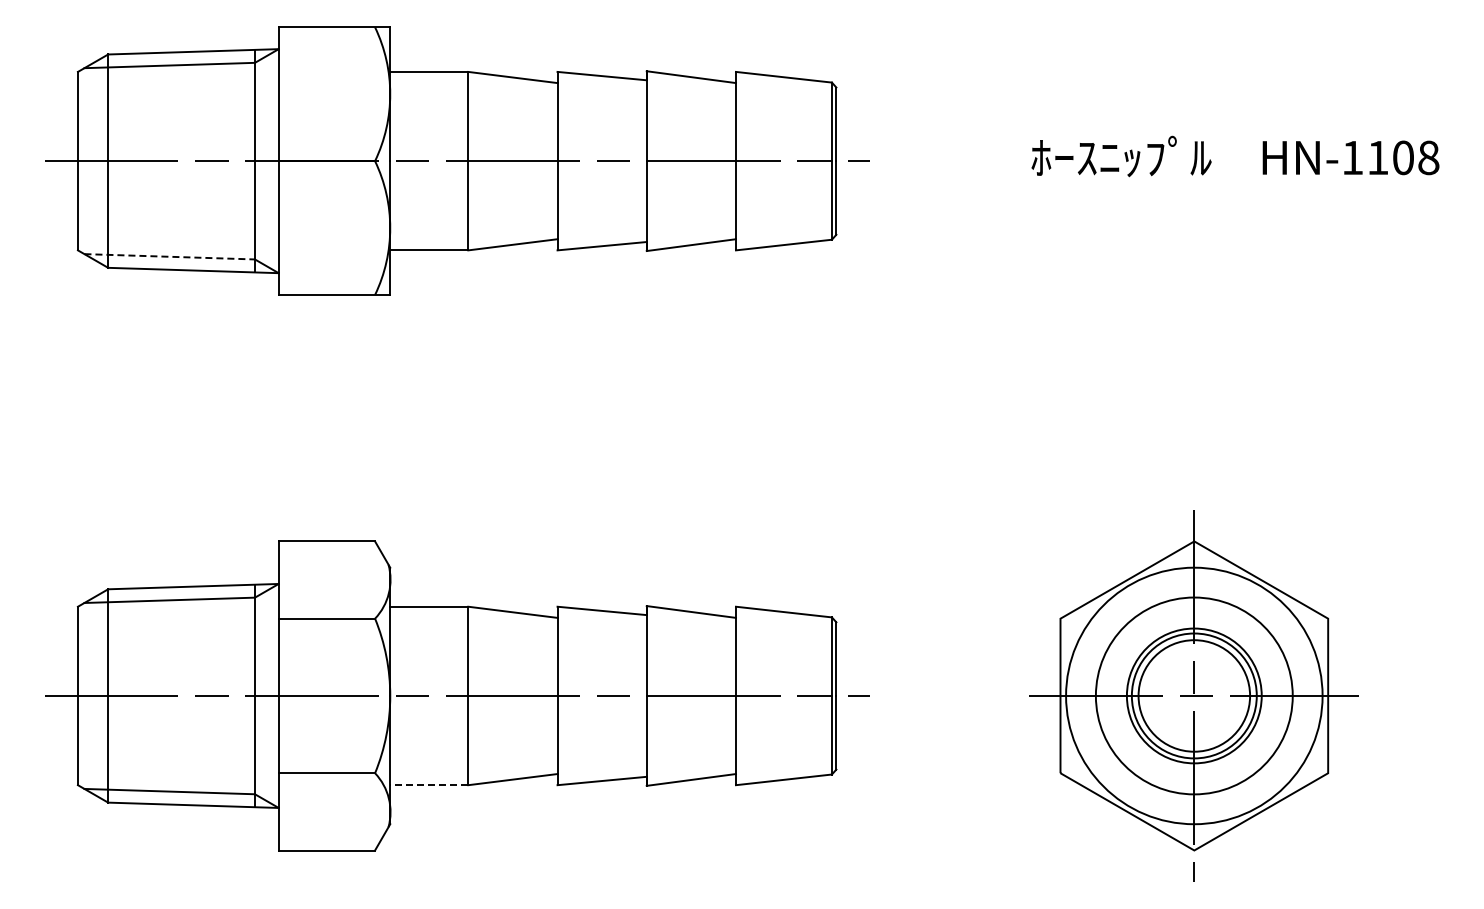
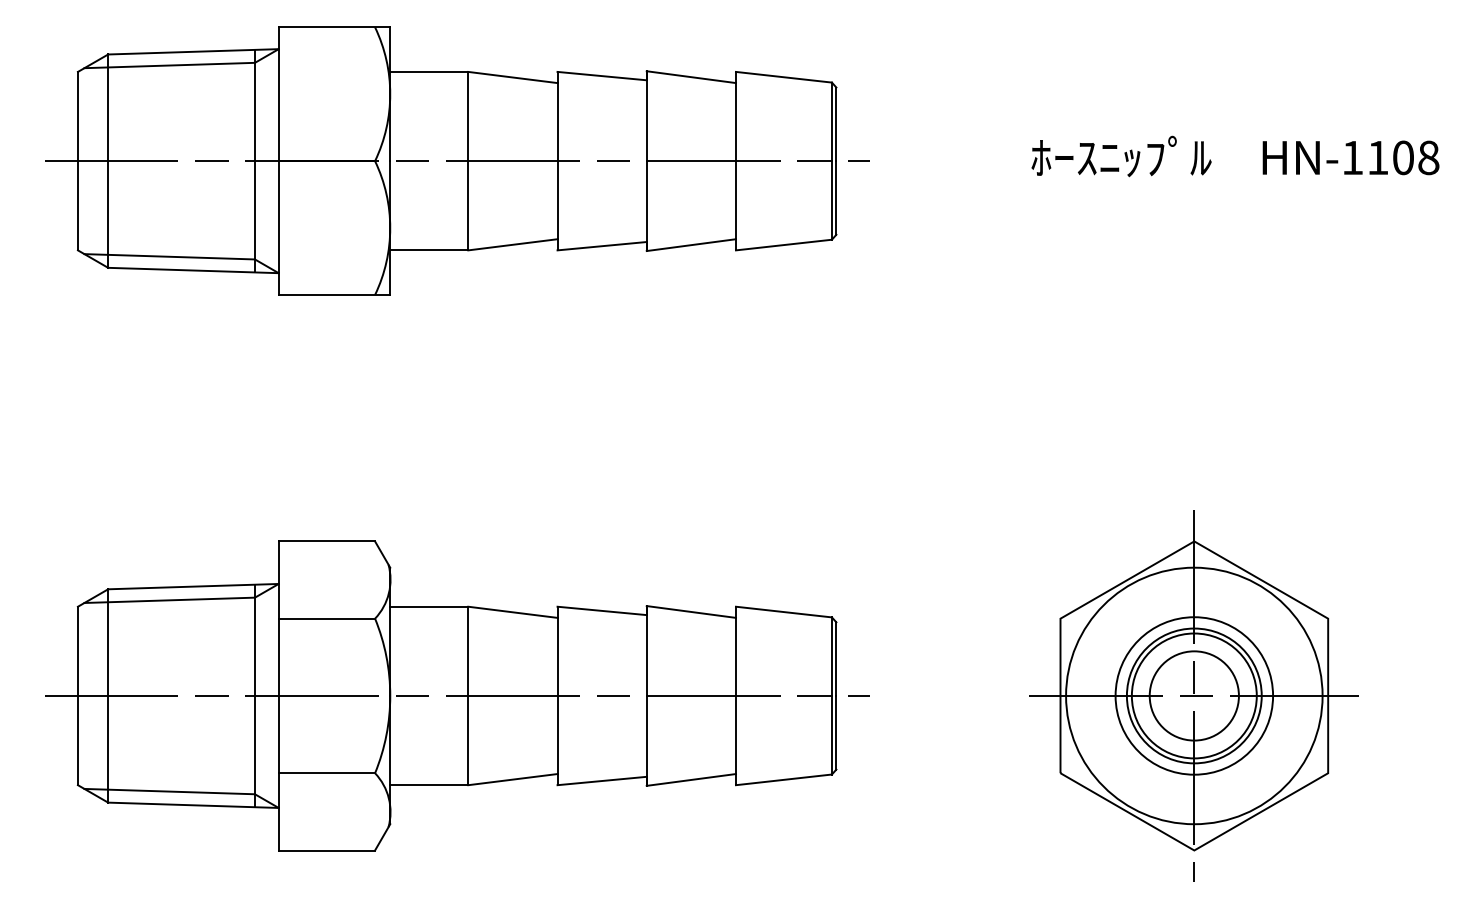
line: dashed -> solid (170, 256)
circle diameter: 197 px -> 157 px (1194, 695)
circle diameter: 112 px -> 89 px (1193, 695)
line: dashed -> solid (428, 785)
